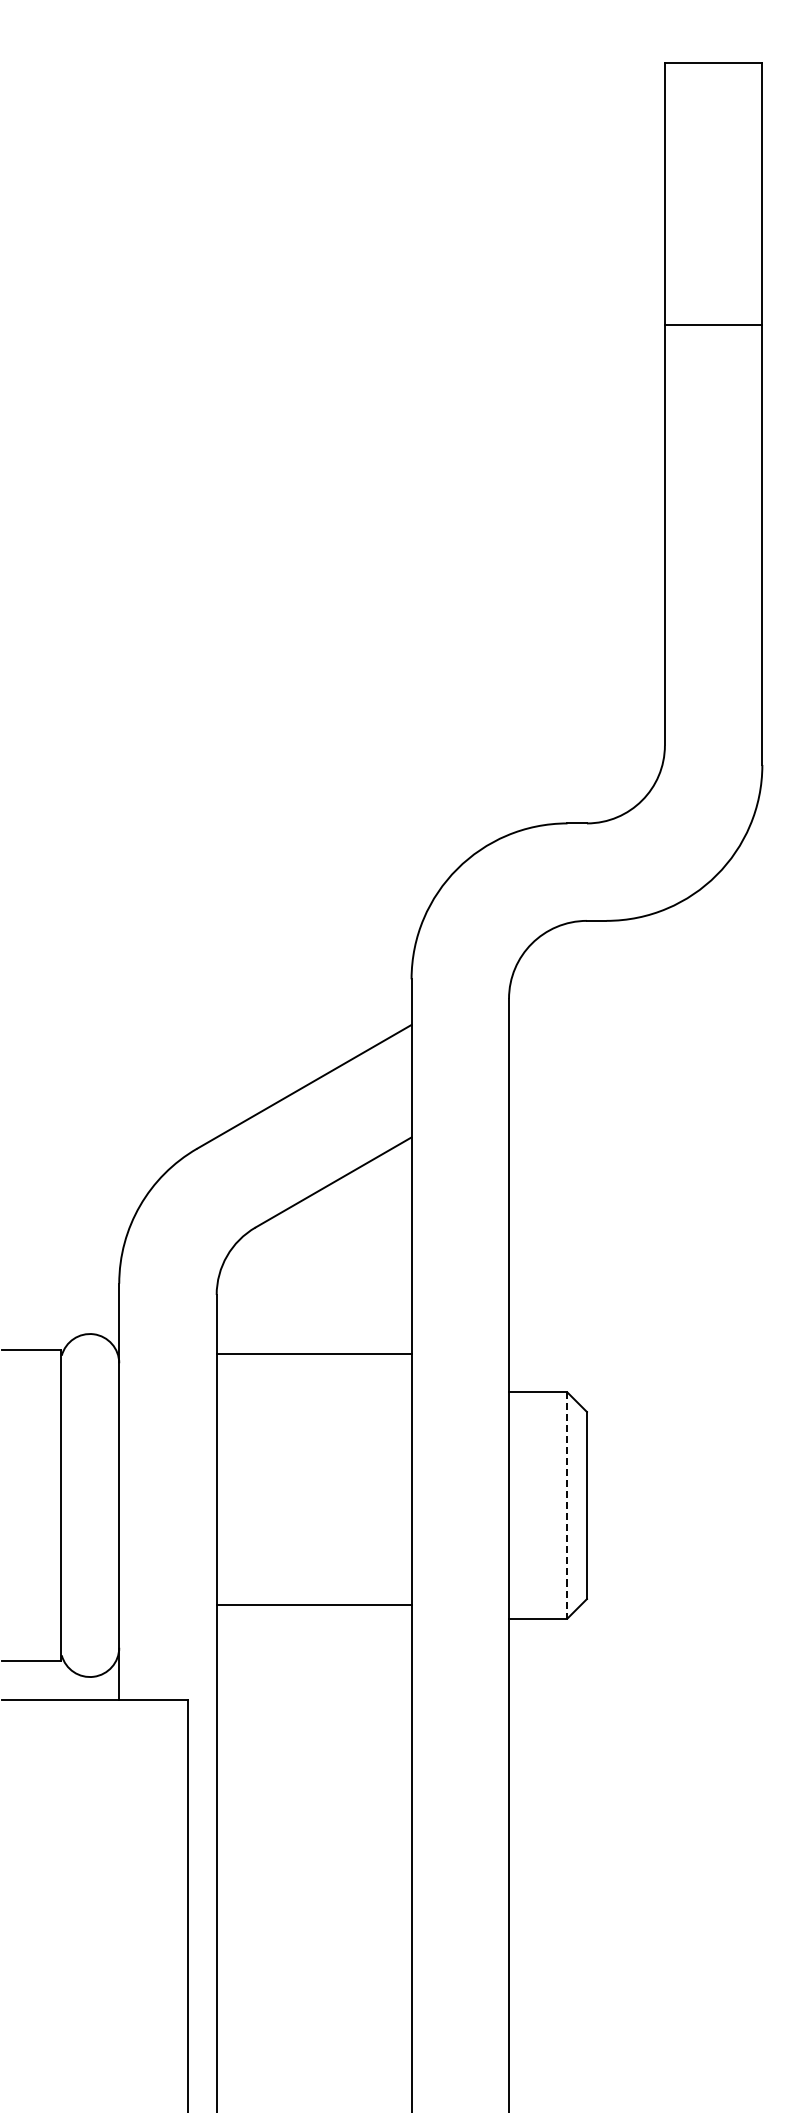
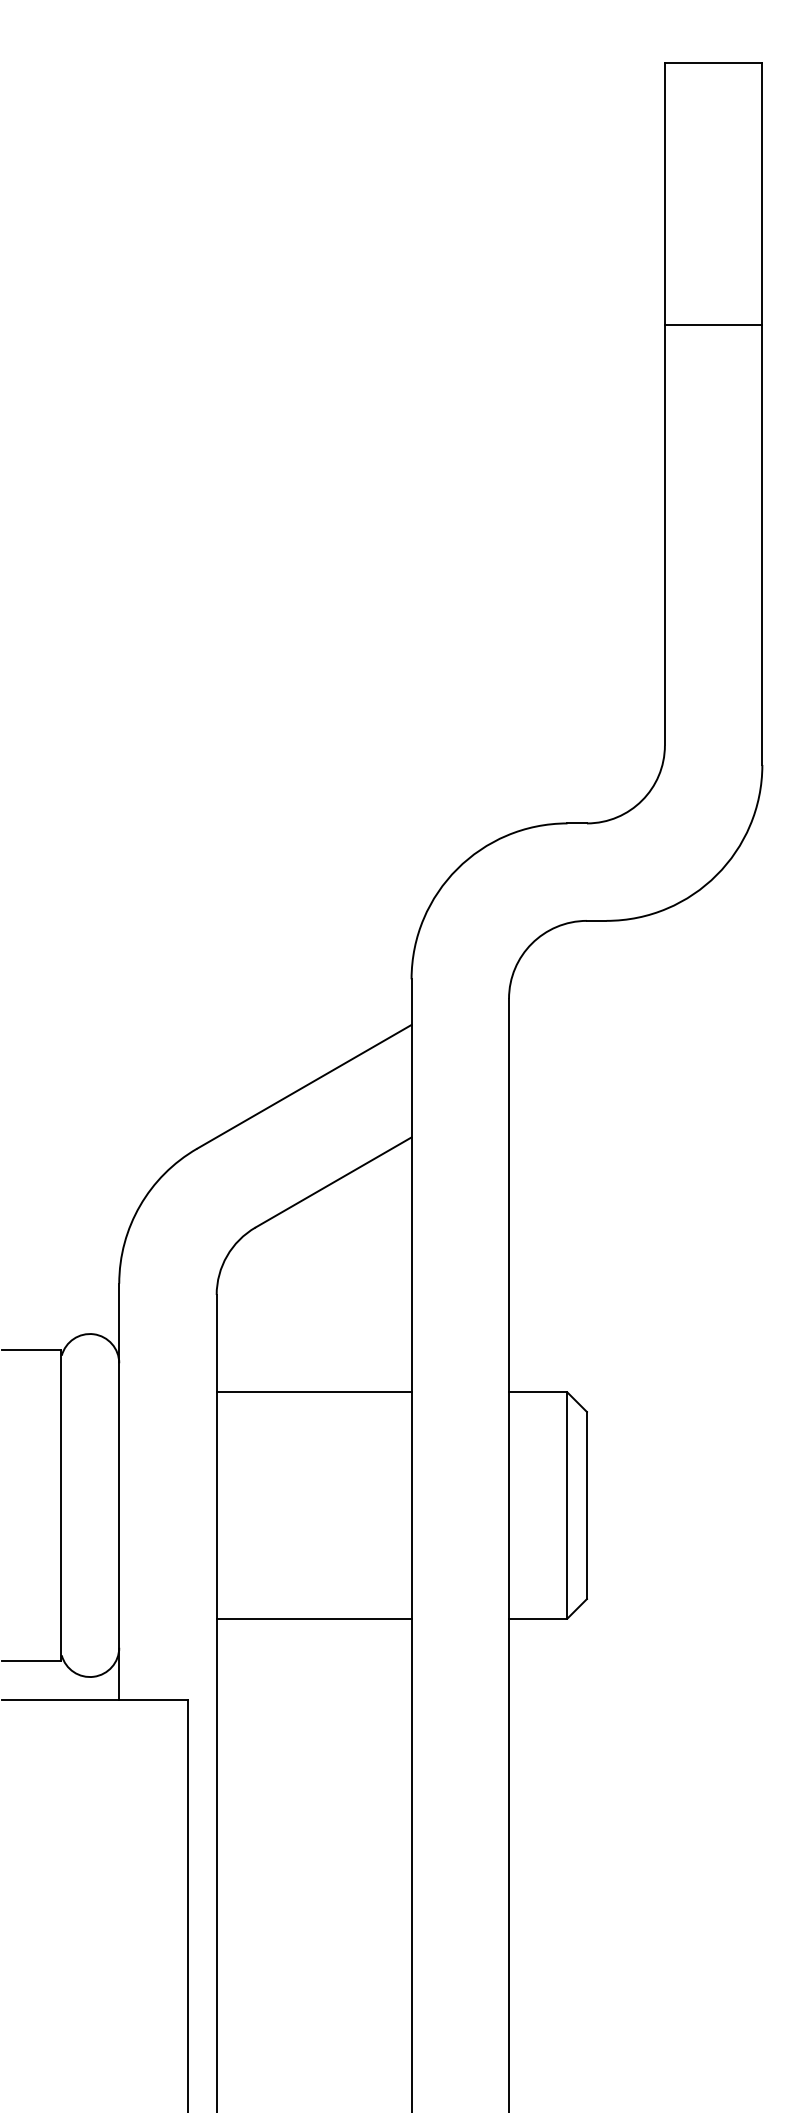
line position: (313, 1354) -> (313, 1392) (313, 1392)
line: dashed -> solid (567, 1506)
line position: (313, 1604) -> (313, 1618) (313, 1618)
